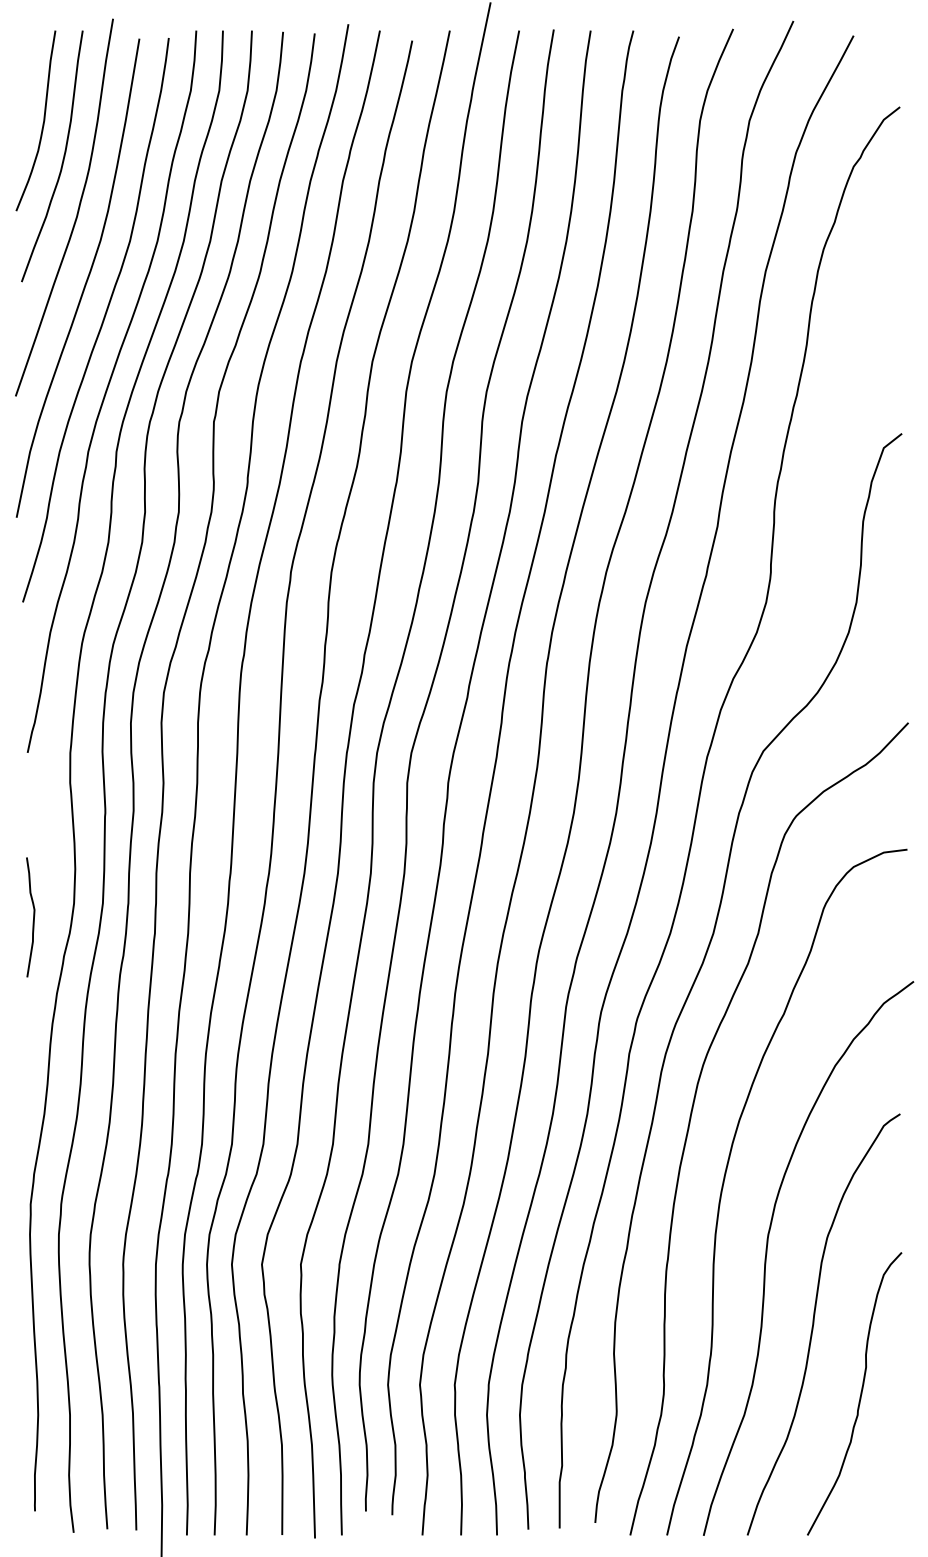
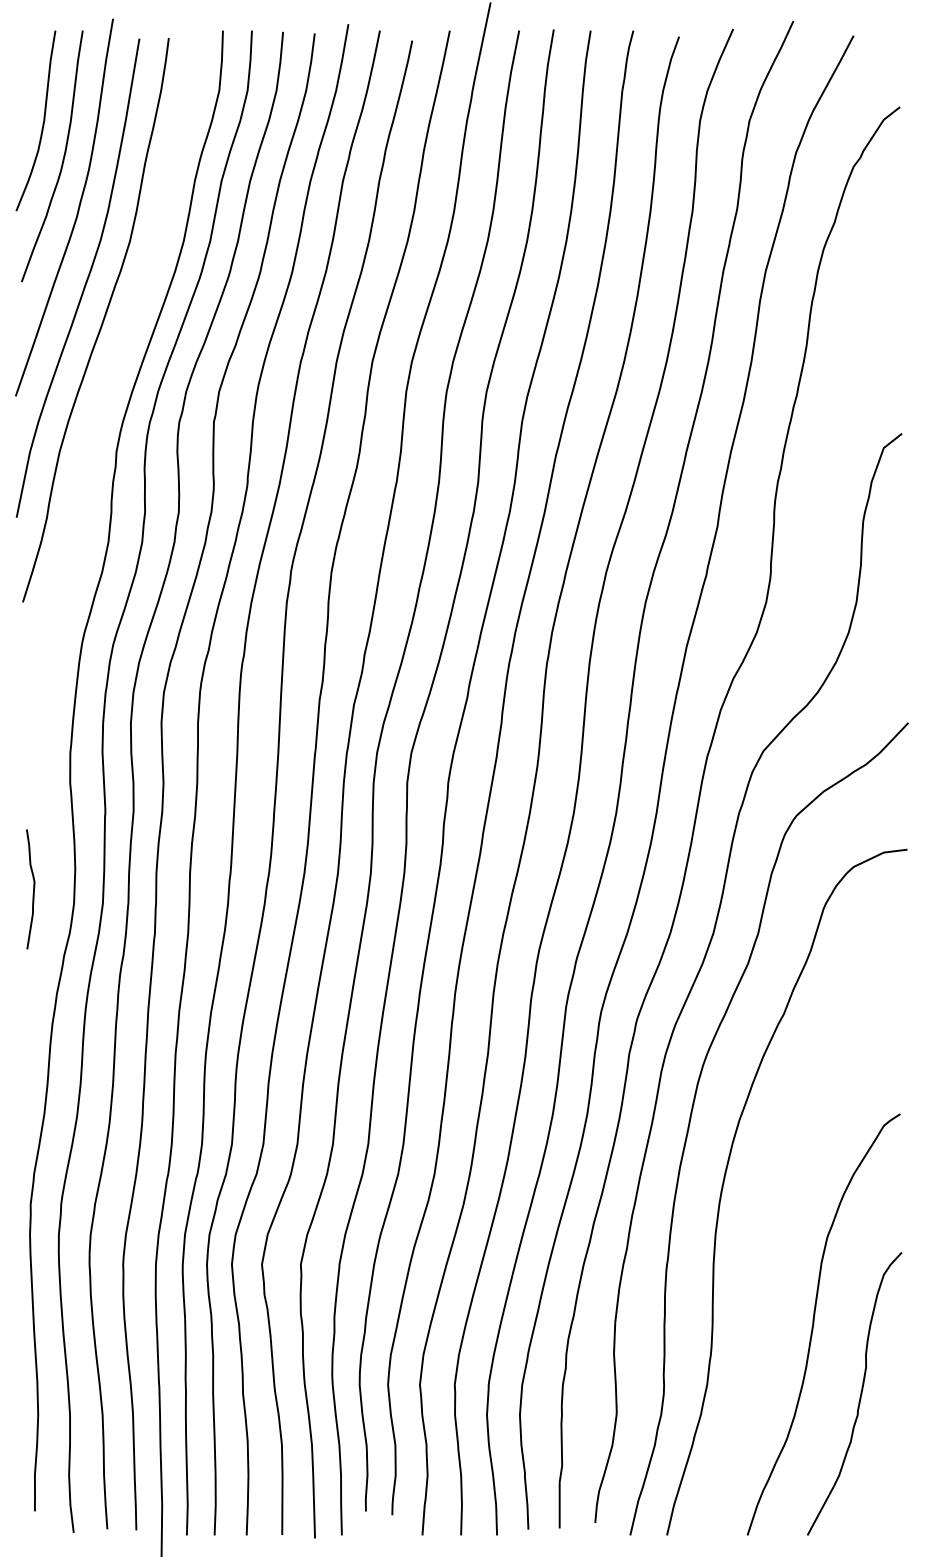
curve: present -> none (107, 391)
curve position: (33, 917) -> (33, 889) (33, 889)
curve: present -> none (767, 1254)
